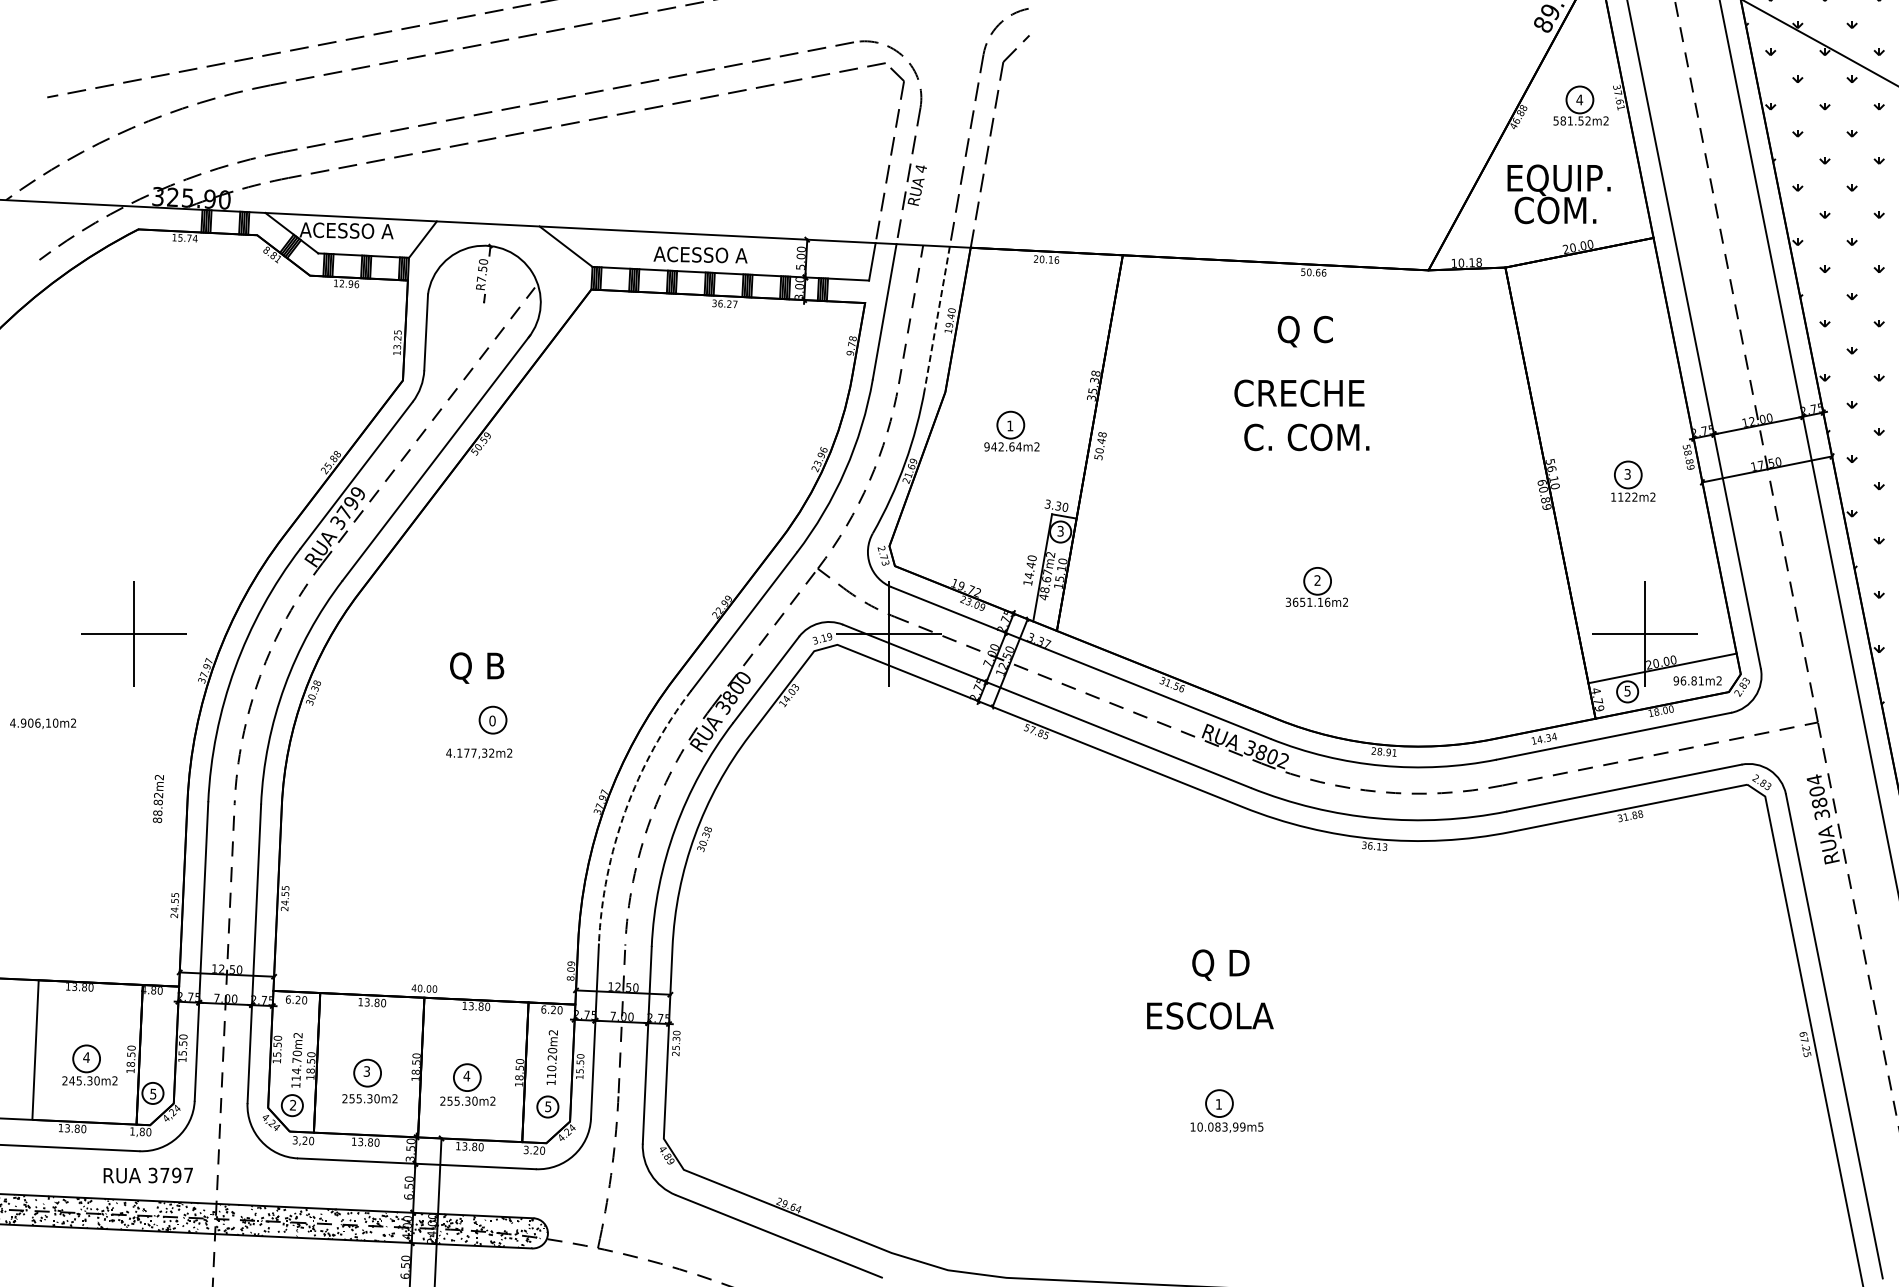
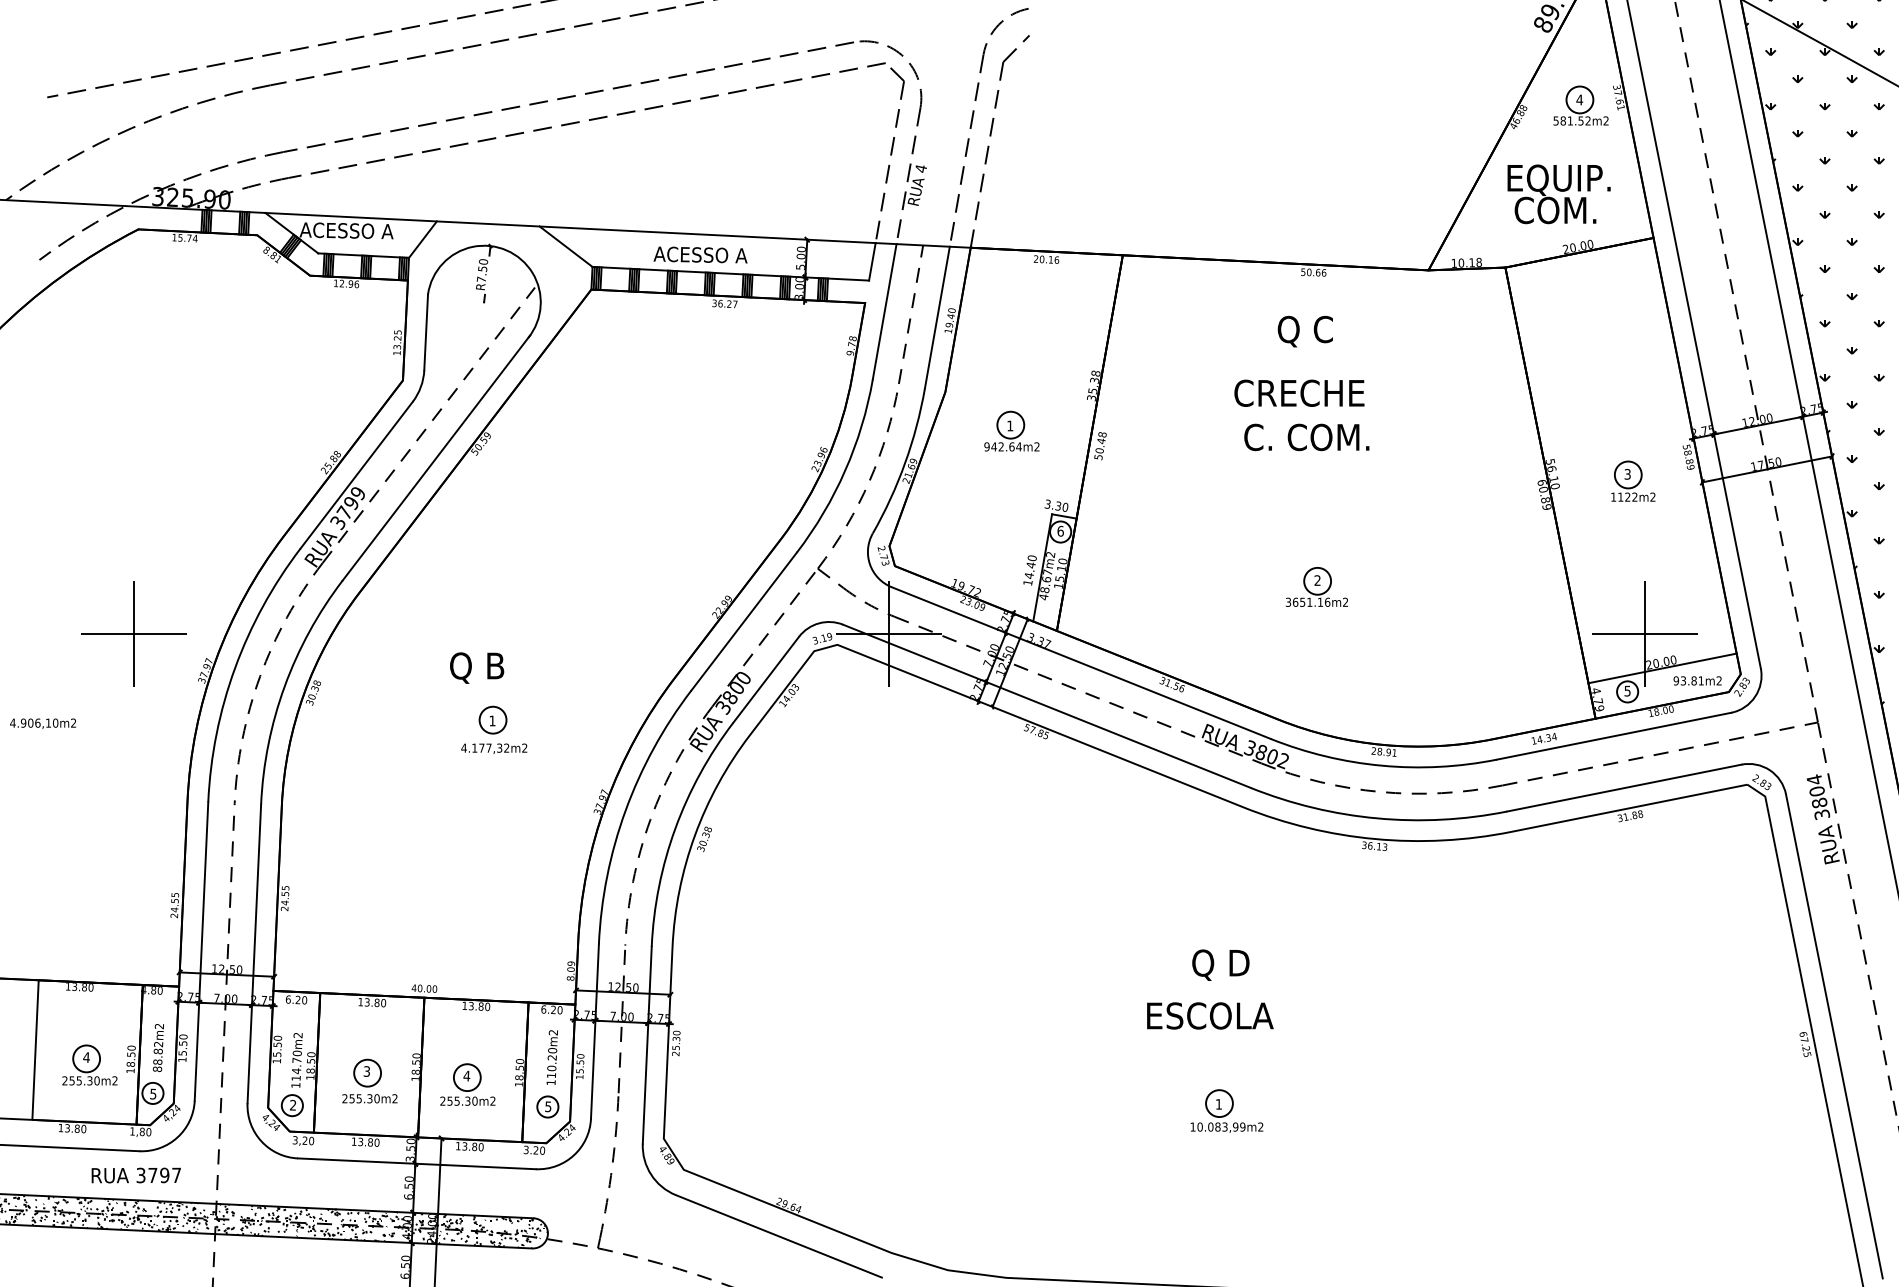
line: dashed -> solid (937, 317)
text: 3 -> 6 (1060, 530)
text: 96.81m2 -> 93.81m2 (1683, 680)
text: 0 -> 1 (492, 720)
text position: (479, 753) -> (494, 748) (494, 748)
text position: (157, 799) -> (157, 1048) (157, 1048)
arc: dashed -> solid (625, 810)
text: 245.30m2 -> 255.30m2 (71, 1080)
text: 10.083,99m5 -> 10.083,99m2 (1260, 1126)
text position: (147, 1175) -> (135, 1175) (135, 1175)
